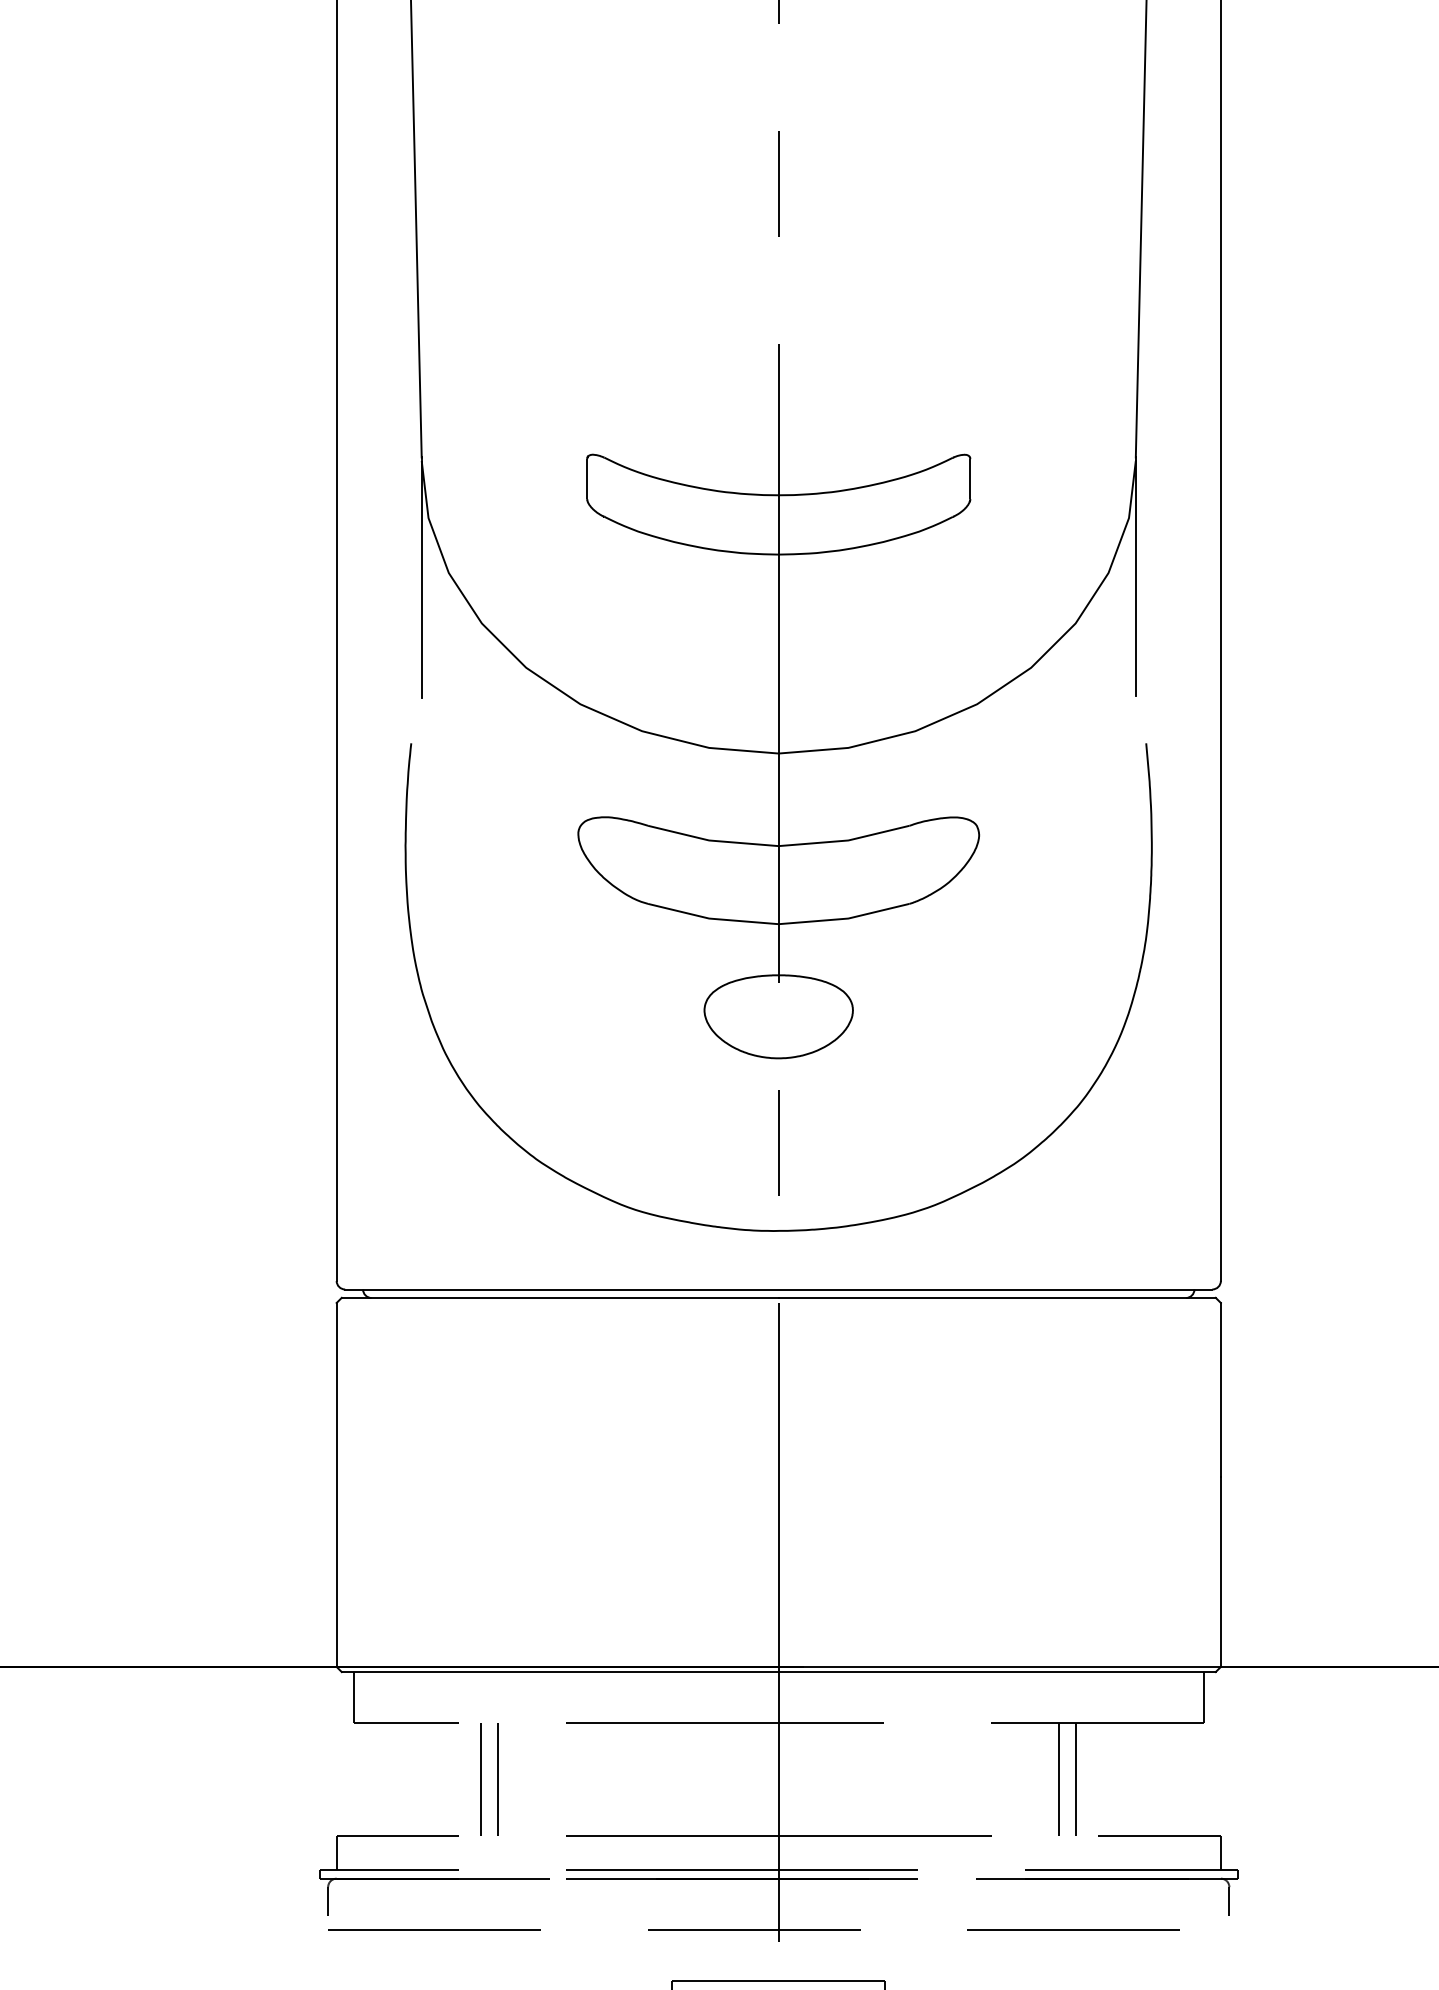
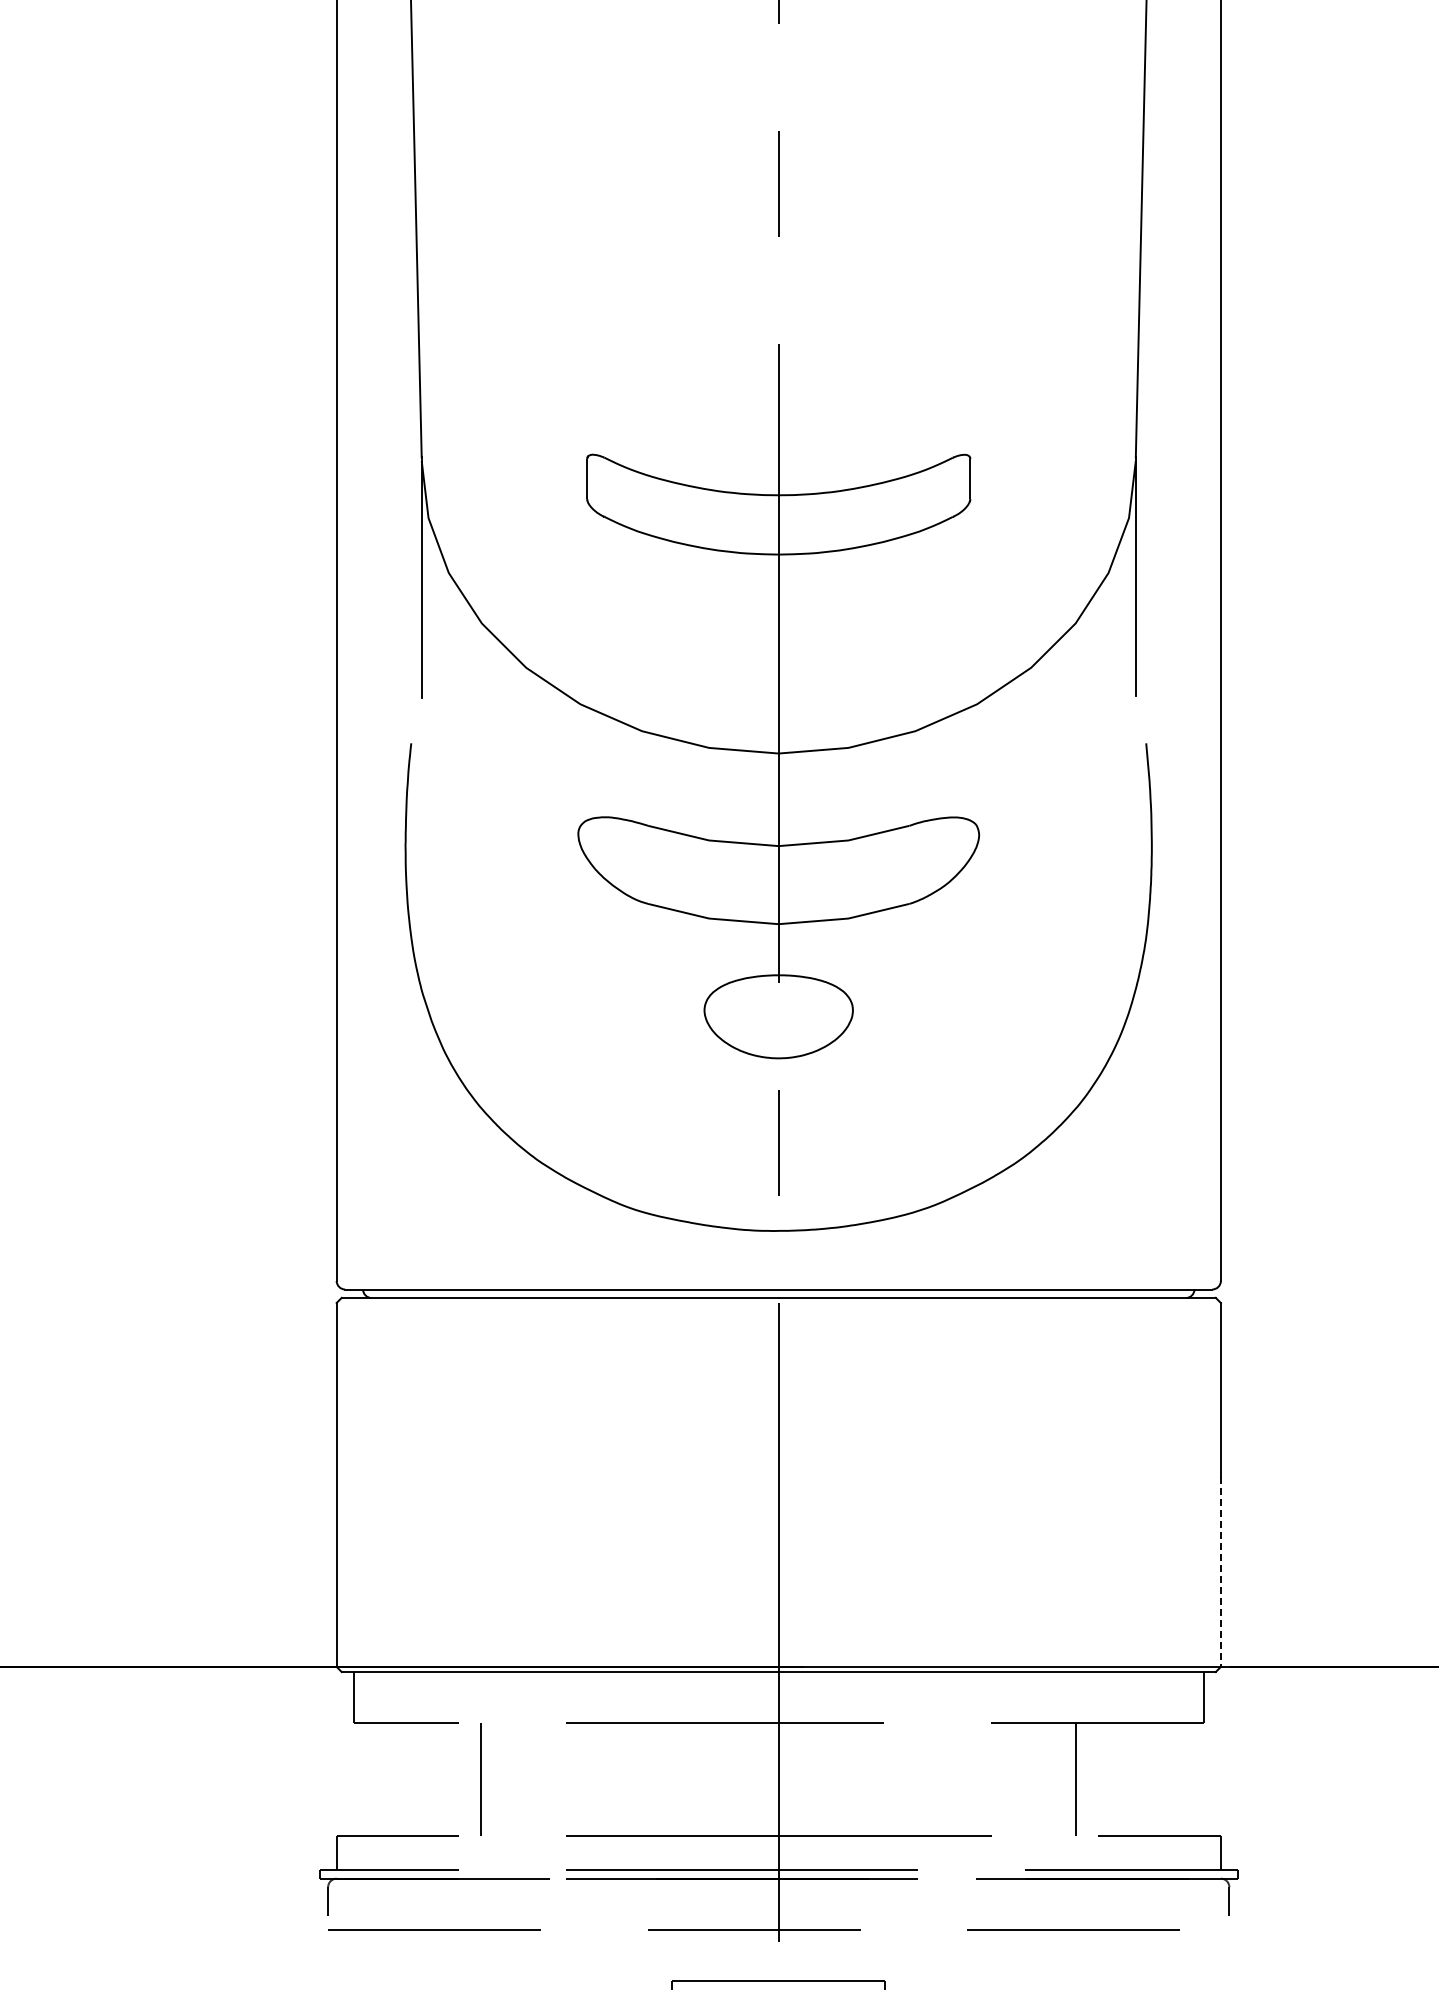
line: solid -> dashed (1220, 1572)
line: present -> none (497, 1779)
line: present -> none (1058, 1779)
